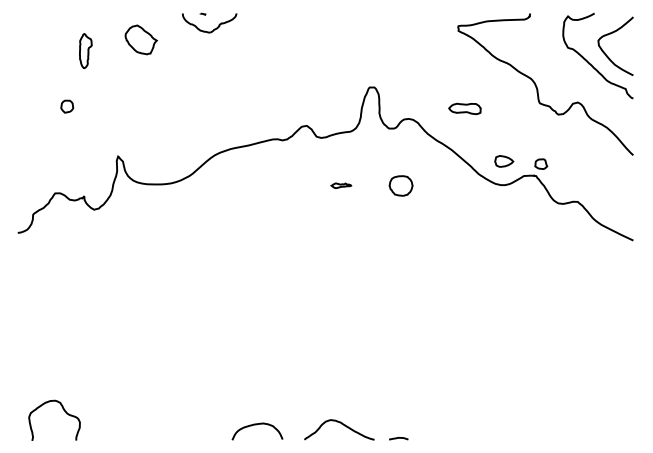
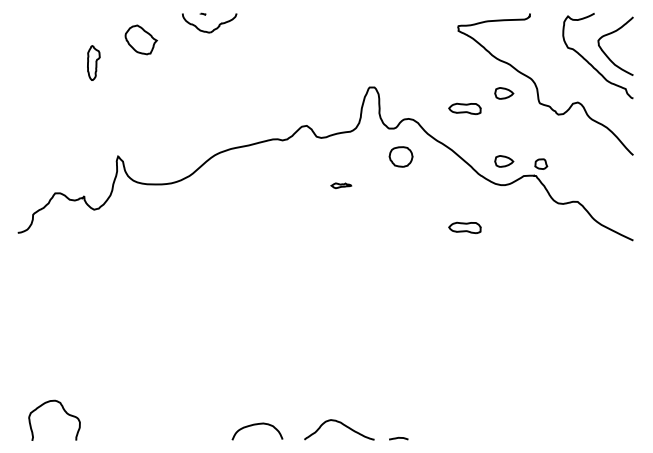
part position: (85, 50) -> (93, 62) (93, 62)
part: none -> present (504, 93)
part: present -> none (67, 106)
part position: (400, 185) -> (400, 156) (400, 156)
part: none -> present (464, 227)
